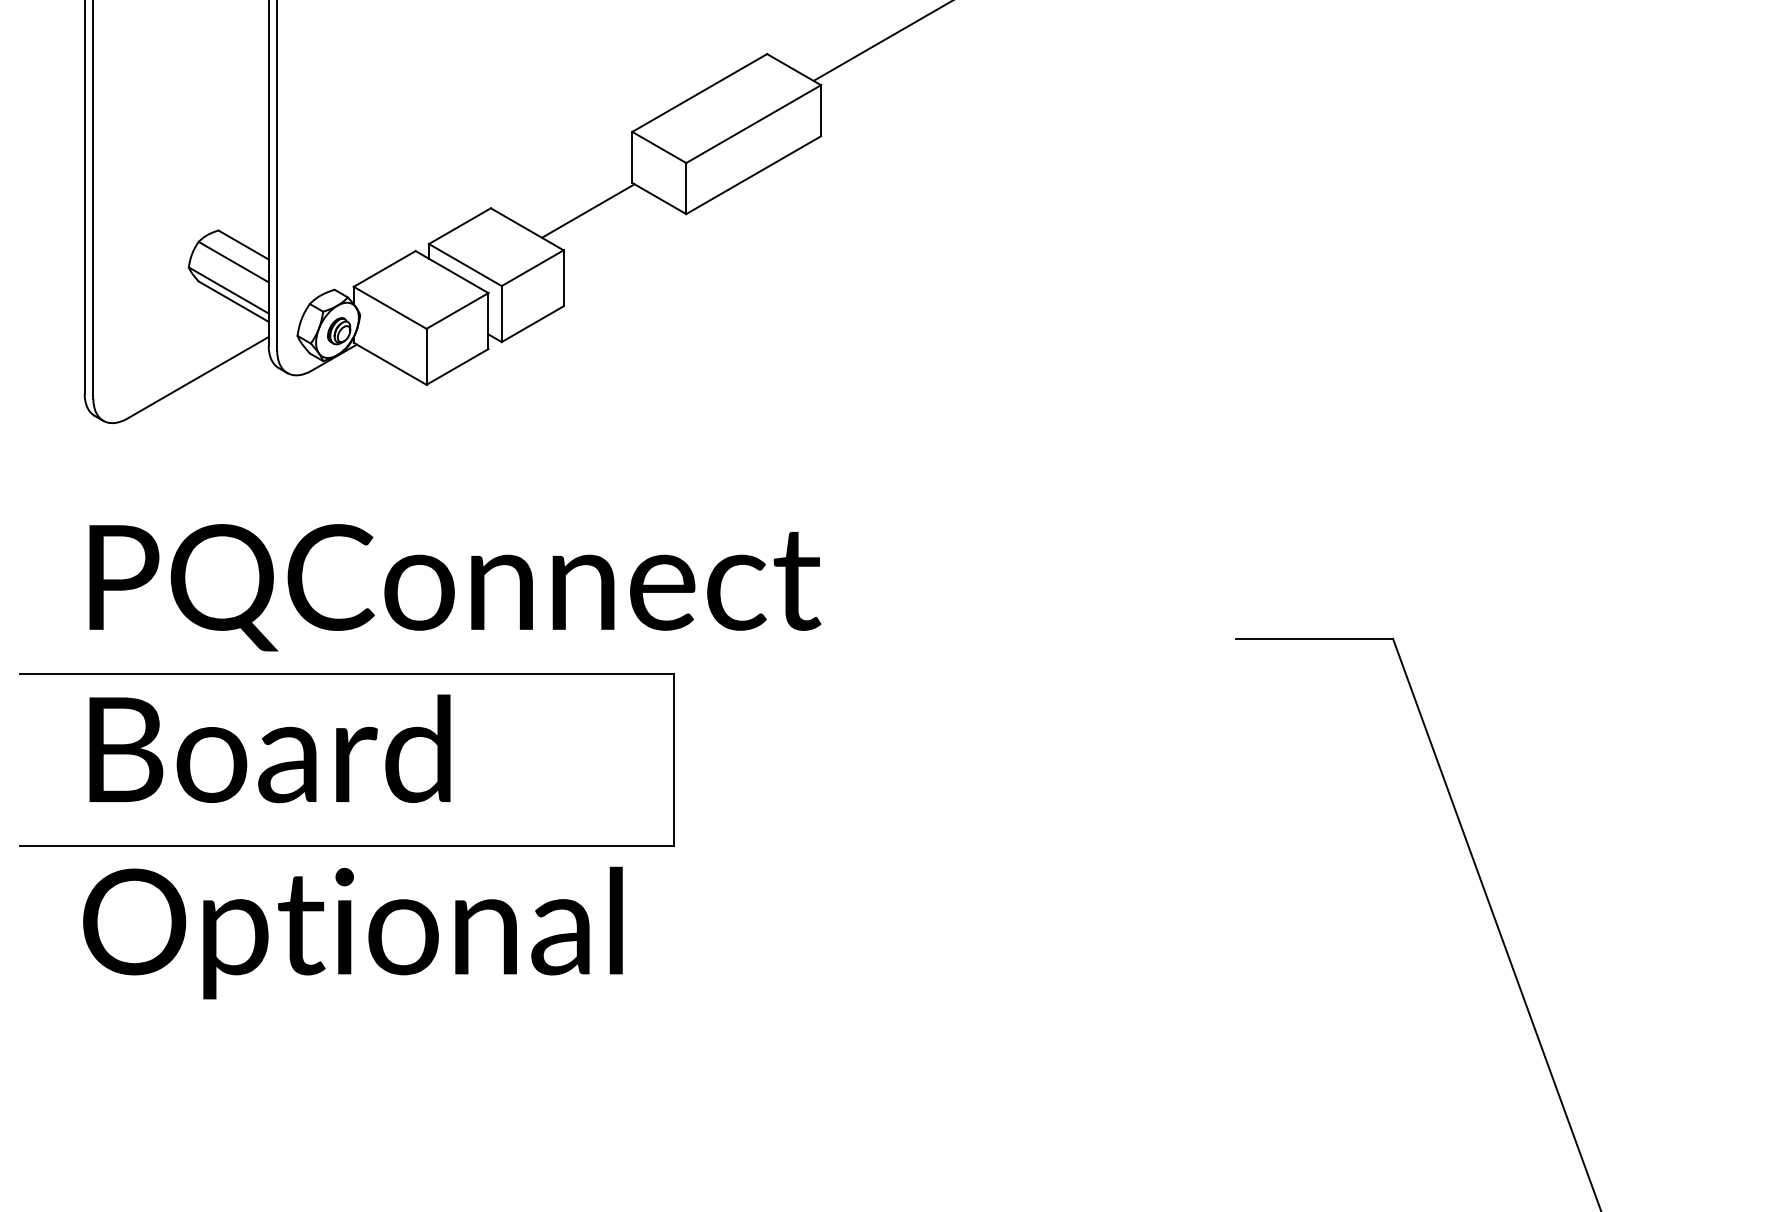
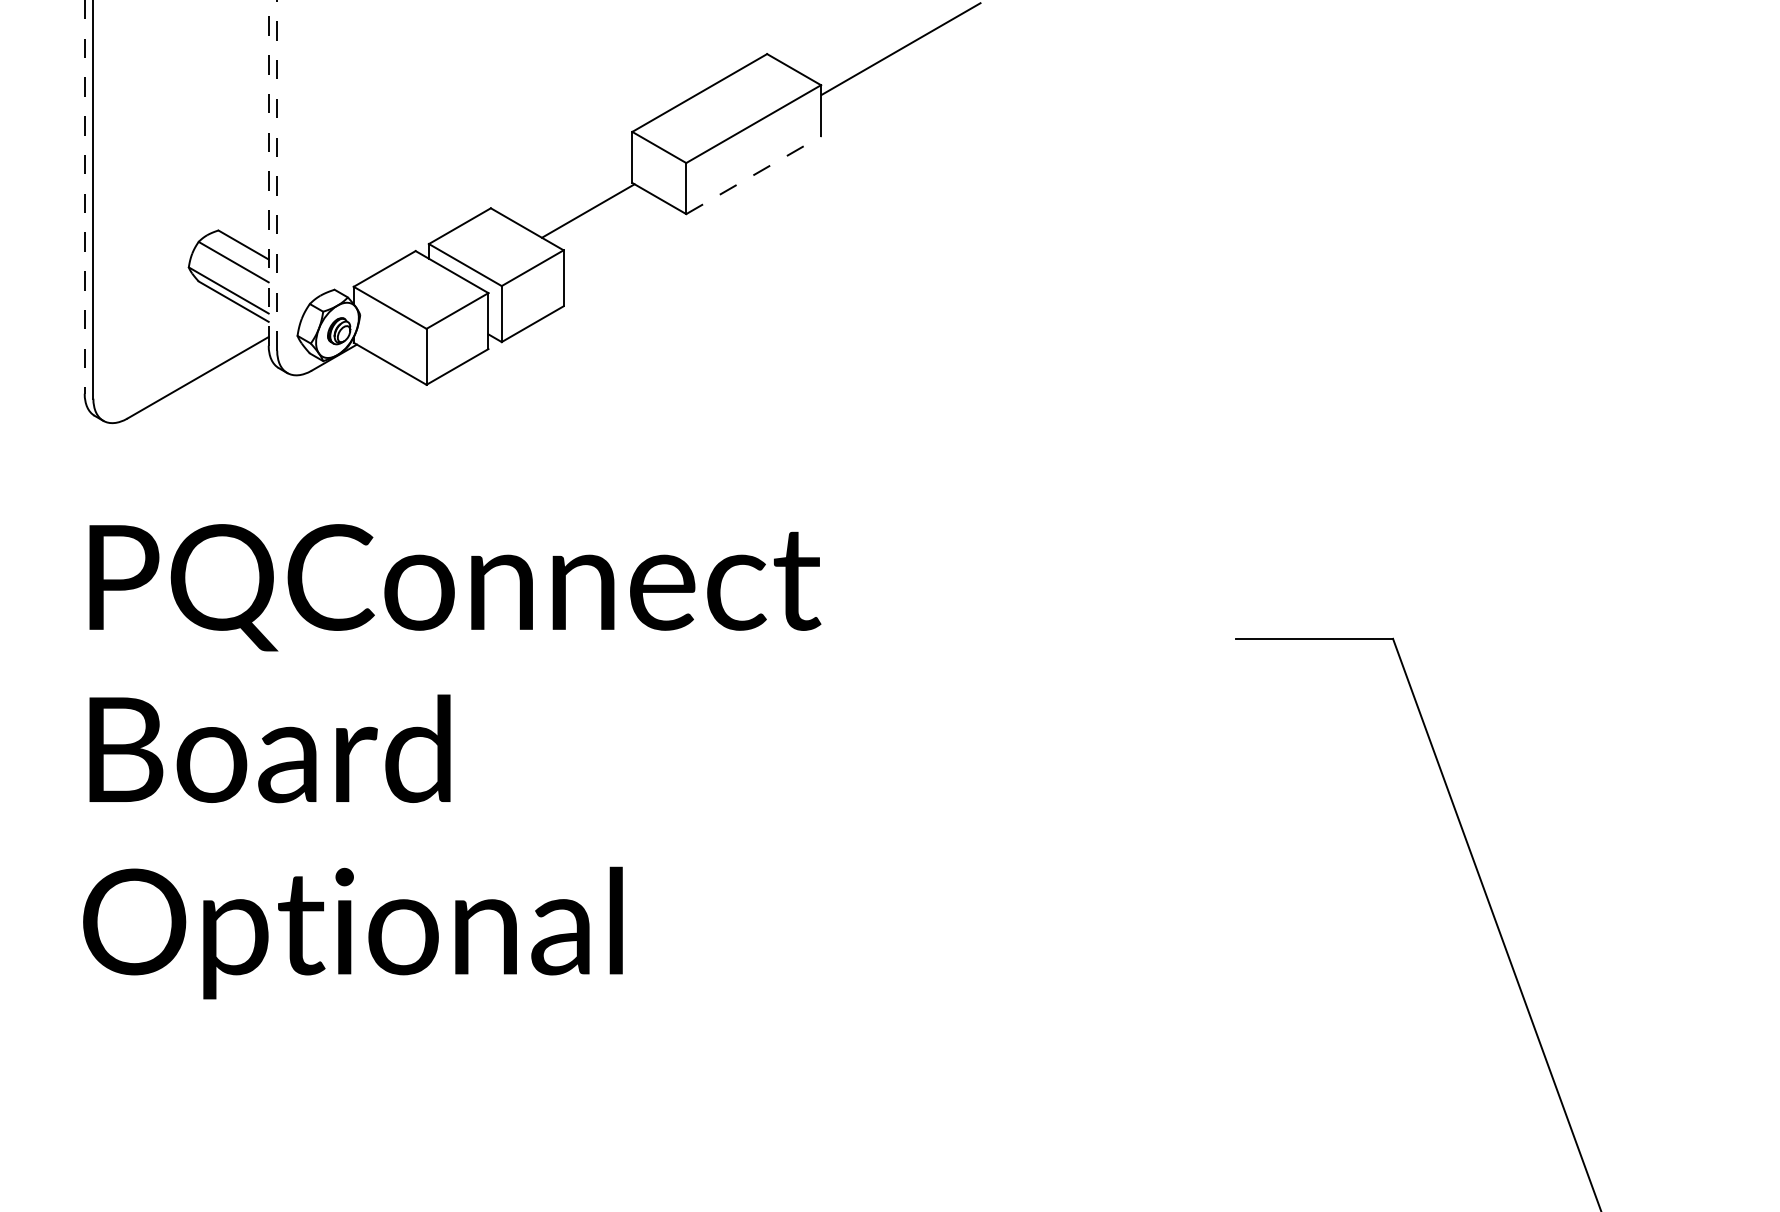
line position: (881, 41) -> (900, 48) (900, 48)
line: solid -> dashed (268, 172)
line: solid -> dashed (277, 175)
line: solid -> dashed (753, 175)
line: solid -> dashed (84, 197)
part: present -> none (346, 674)
